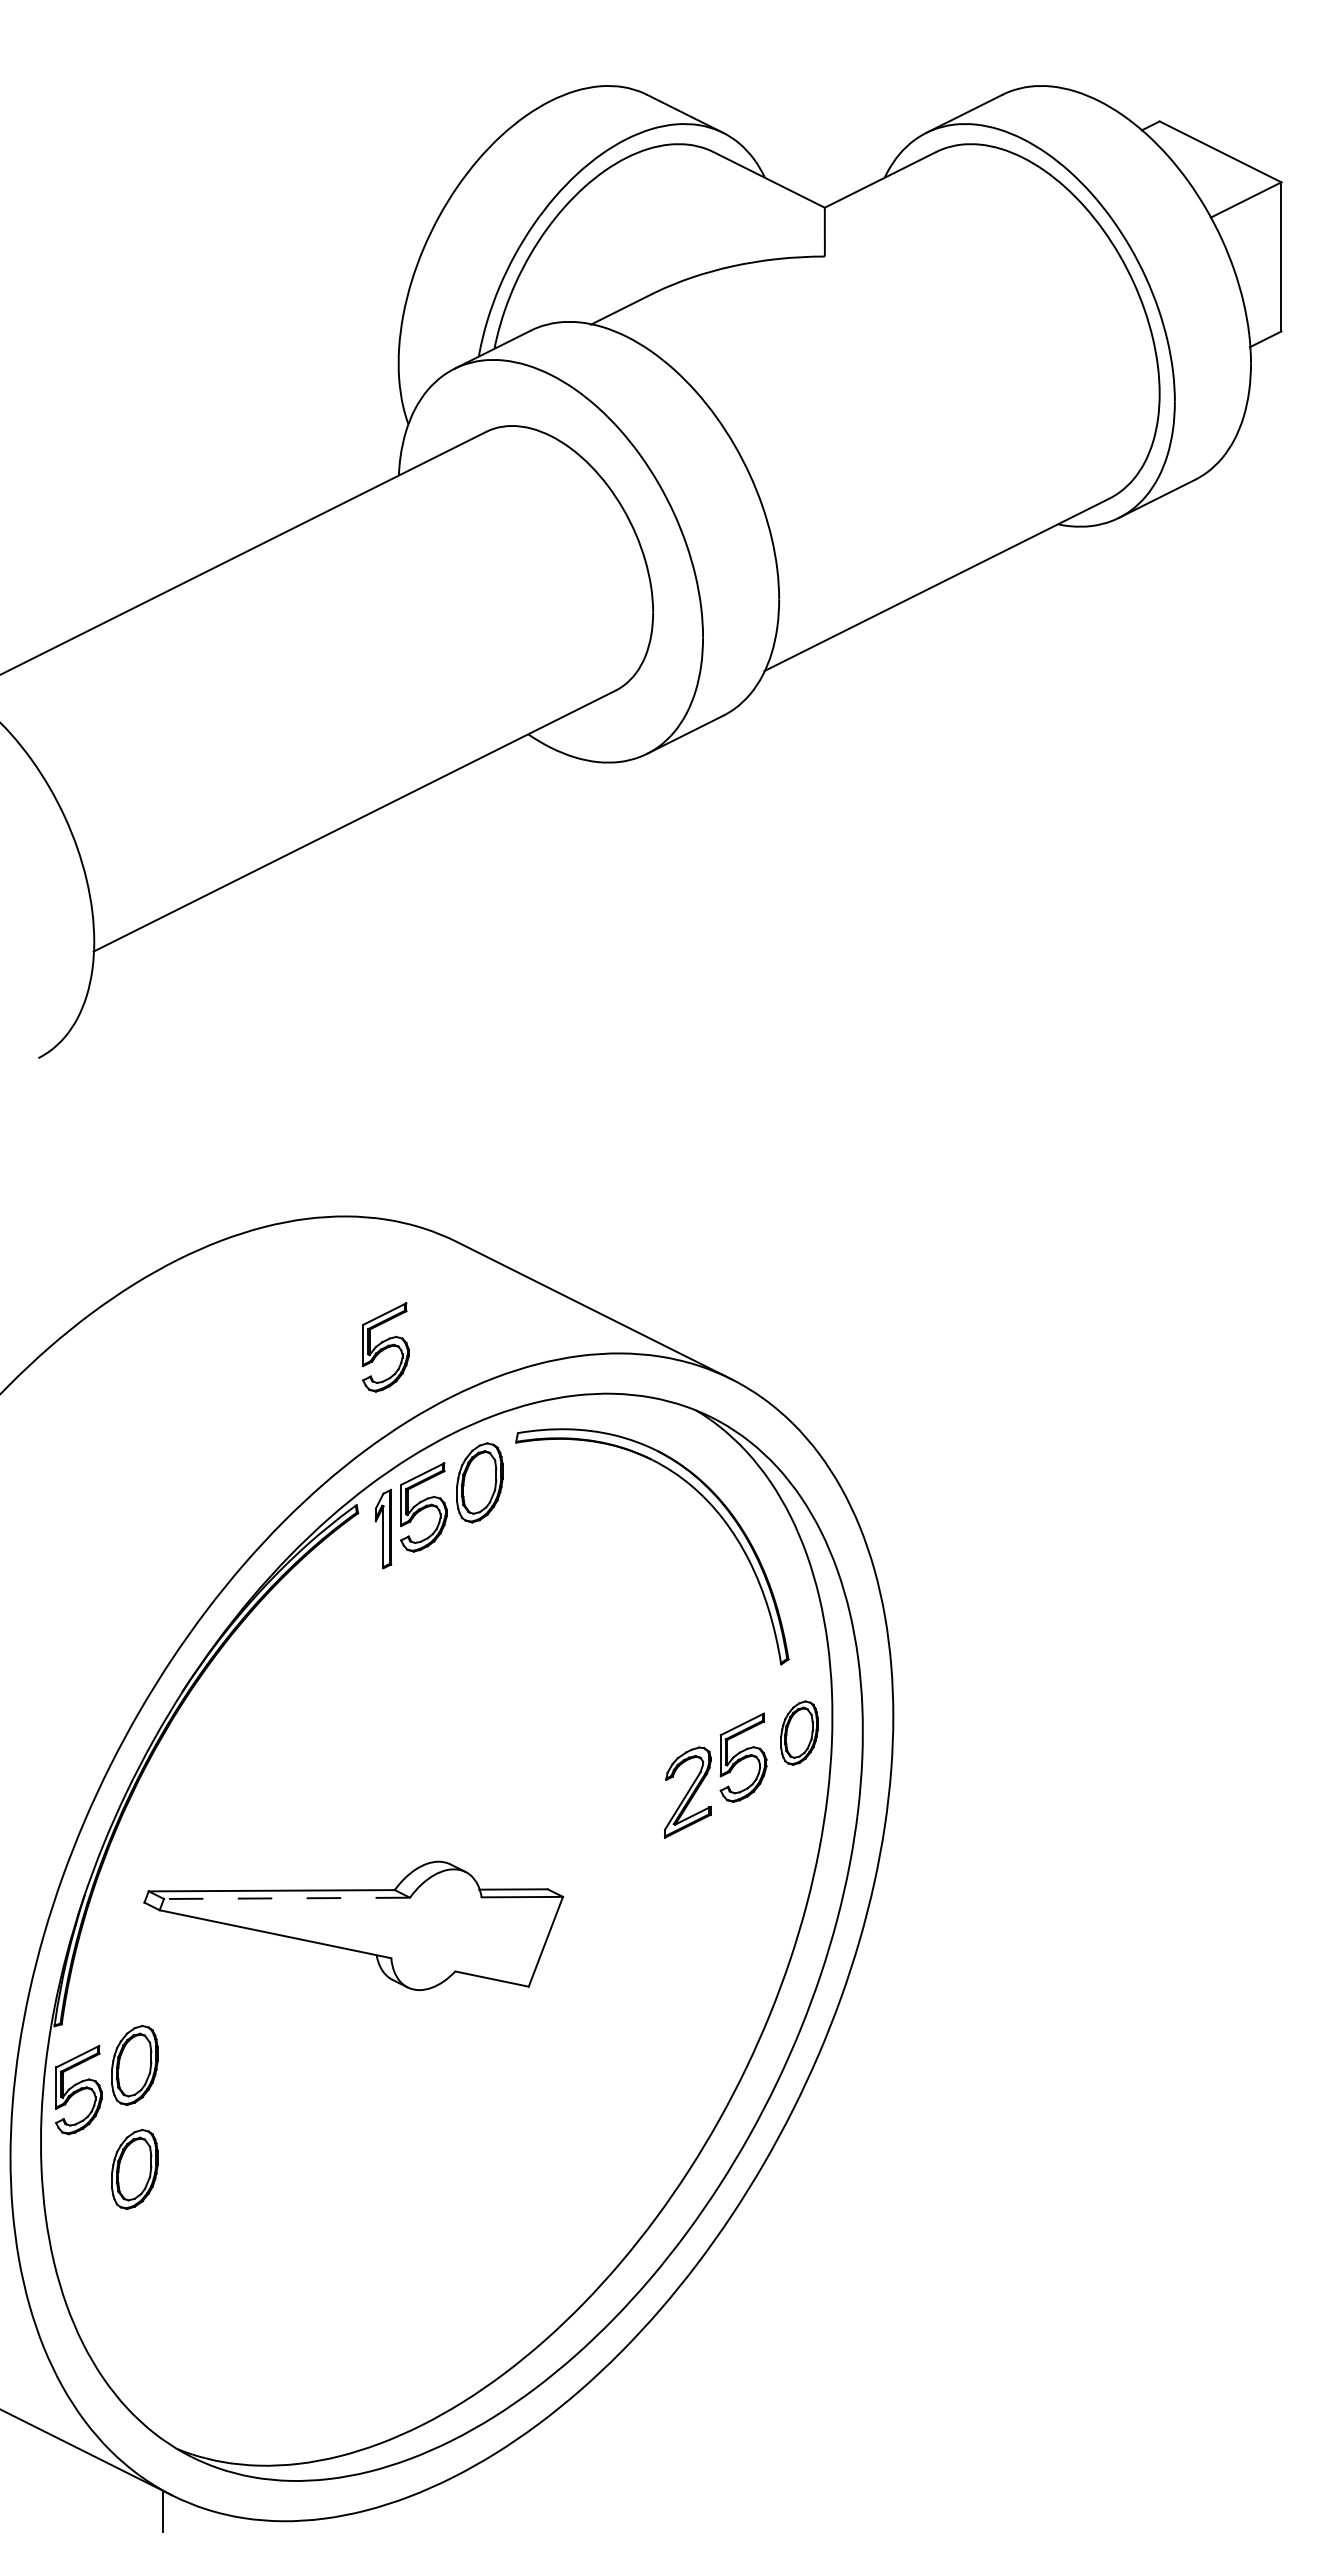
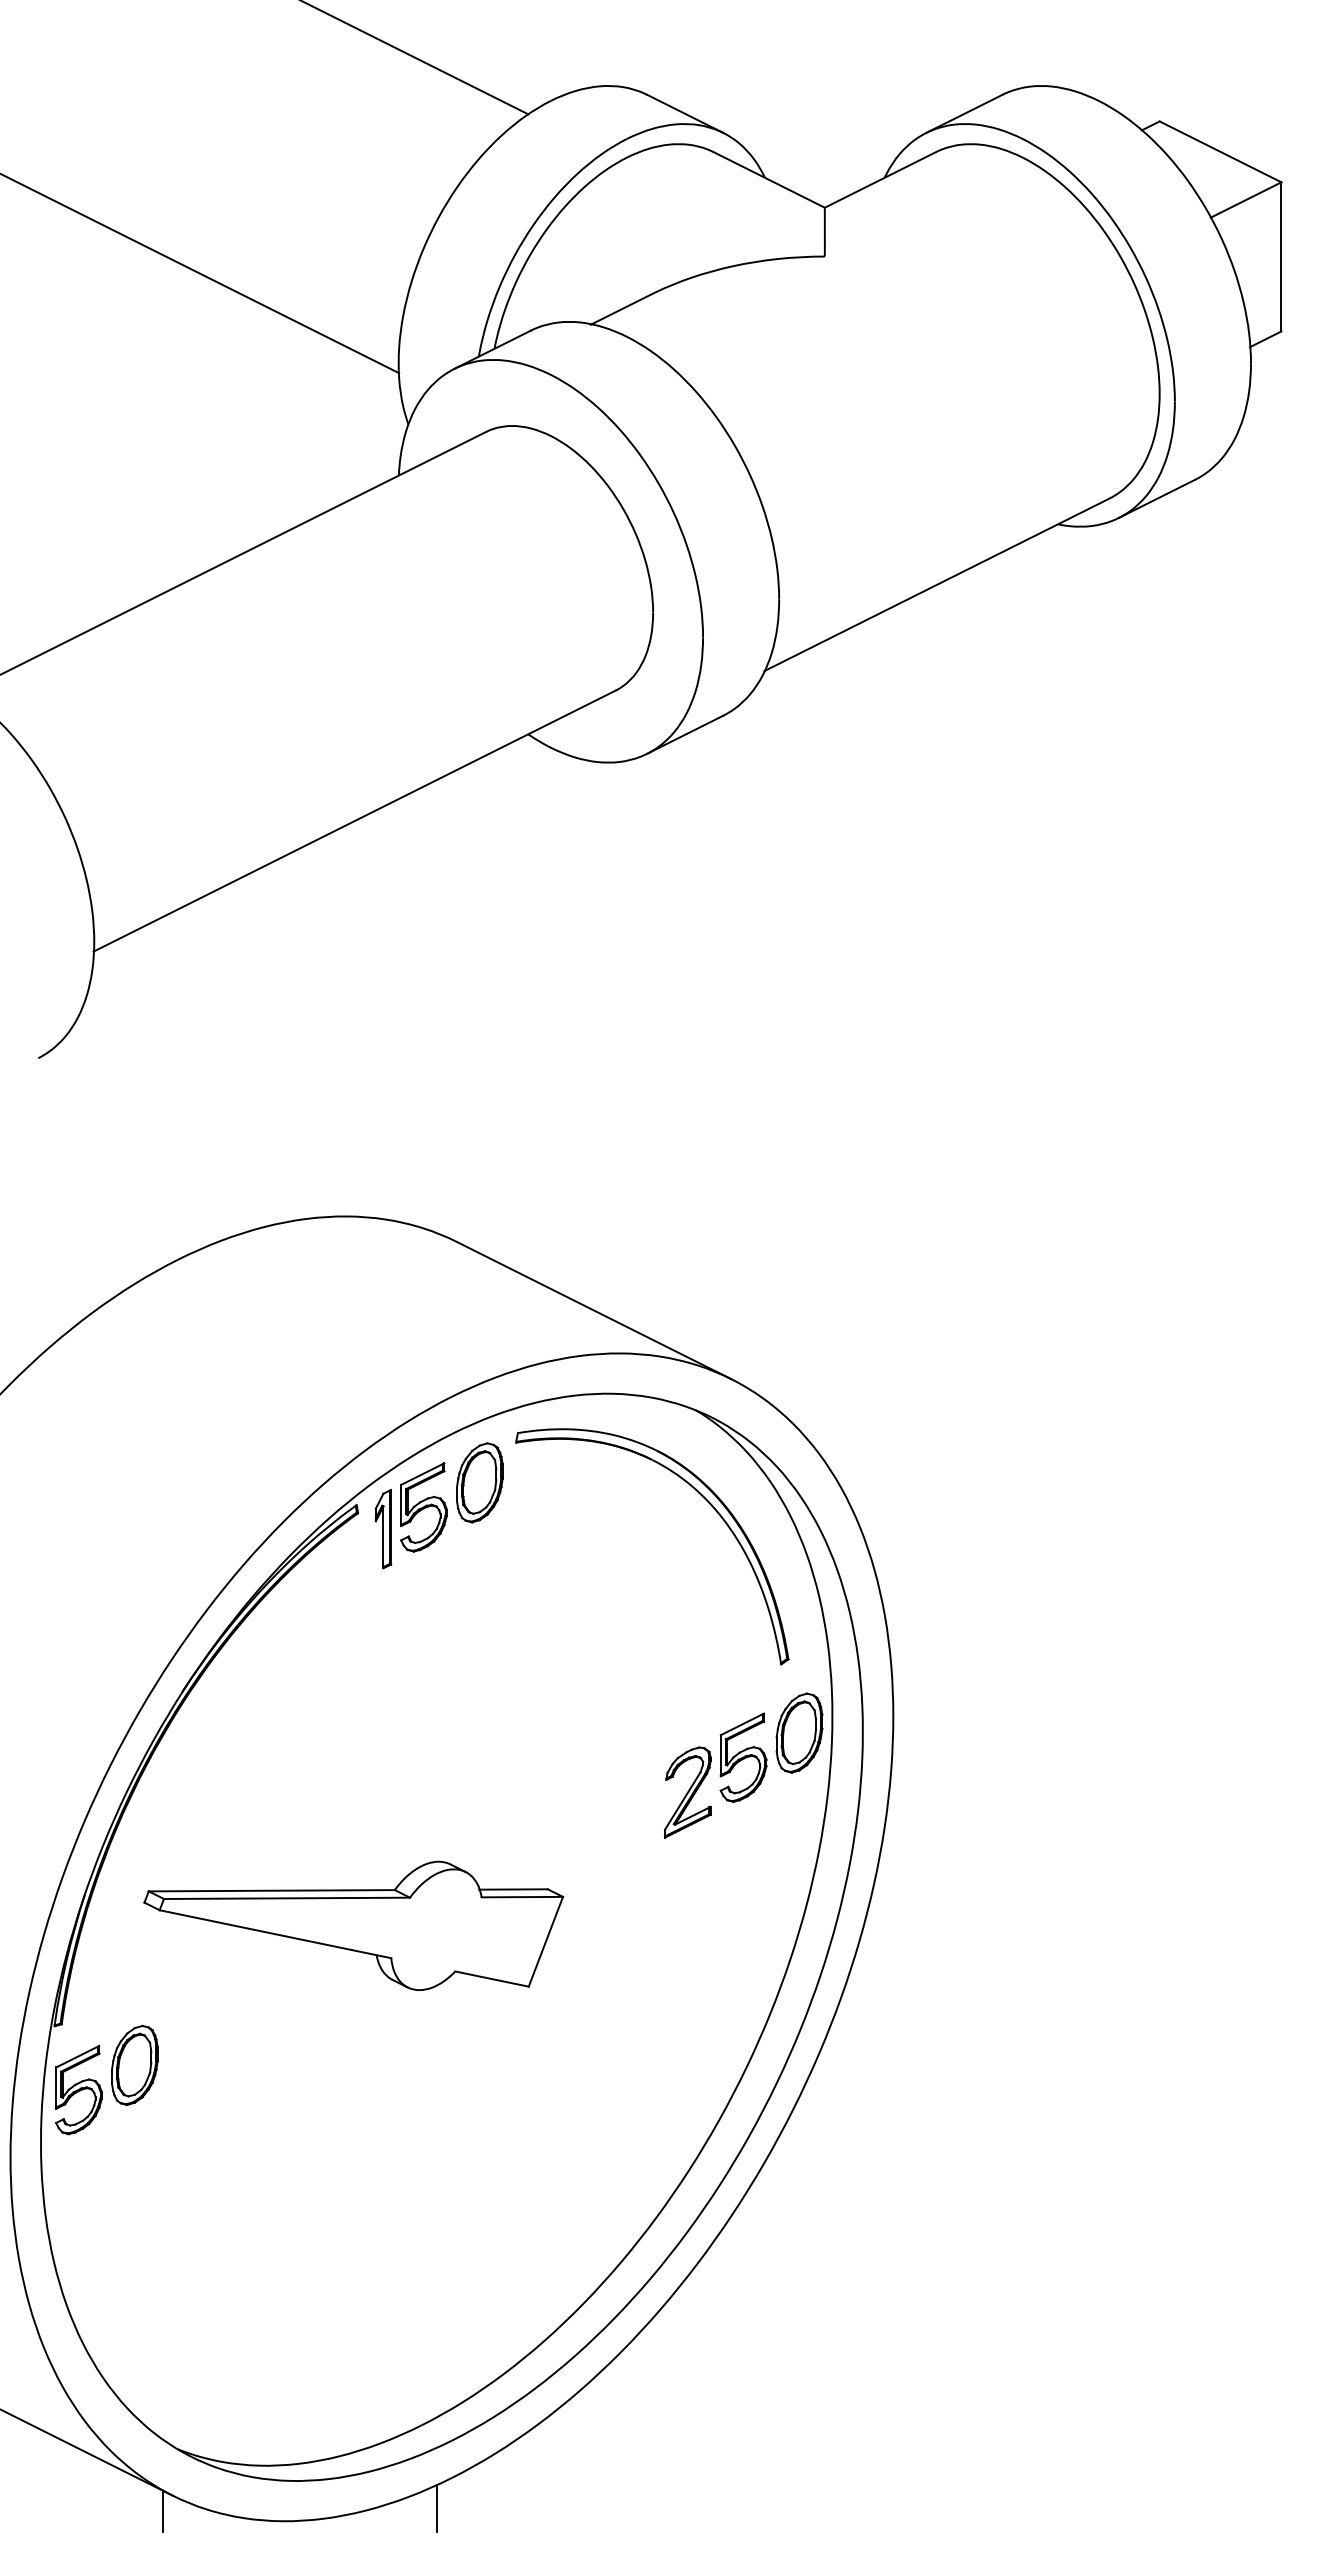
line: none -> present (415, 58)
line: none -> present (200, 273)
part: present -> none (385, 1347)
part size: 39x66 px -> 49x82 px (799, 1732)
line: dashed -> solid (286, 1898)
part: present -> none (134, 2169)
line: none -> present (436, 2508)
